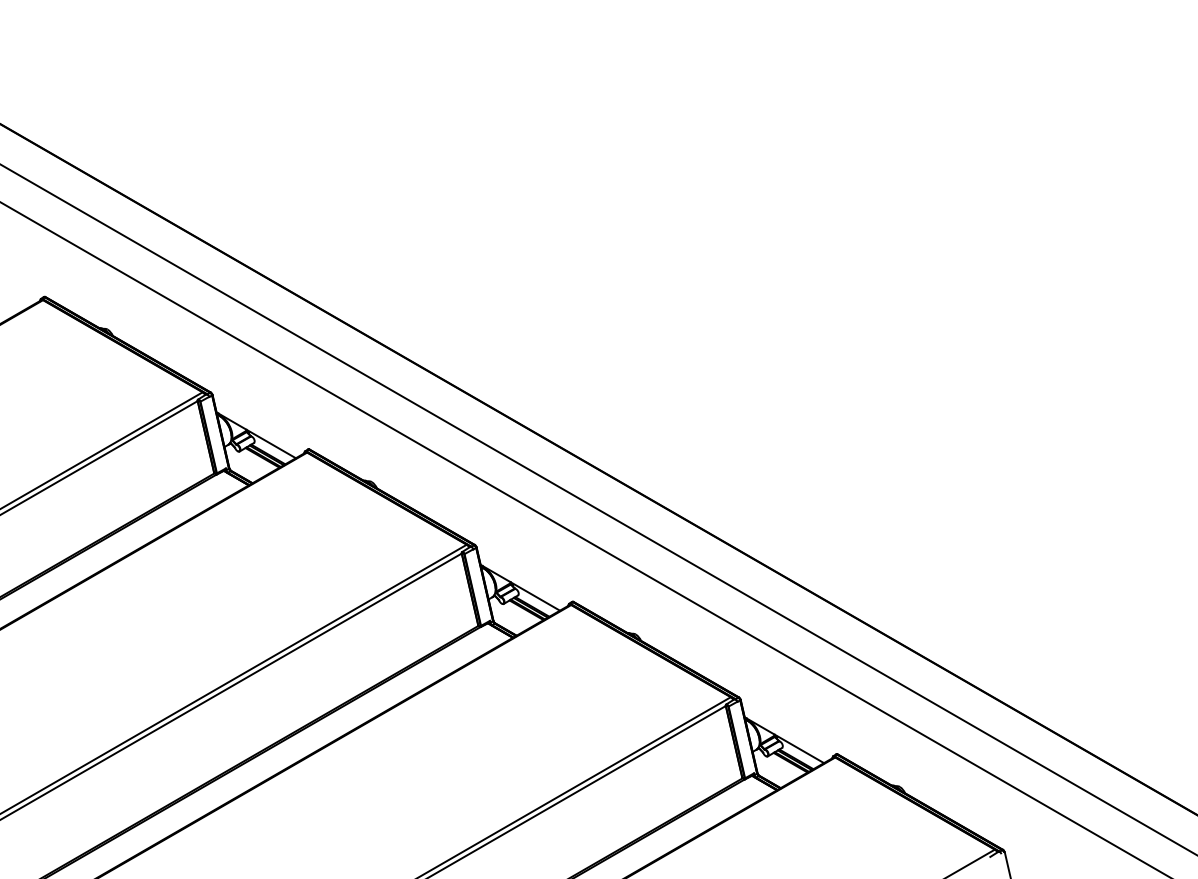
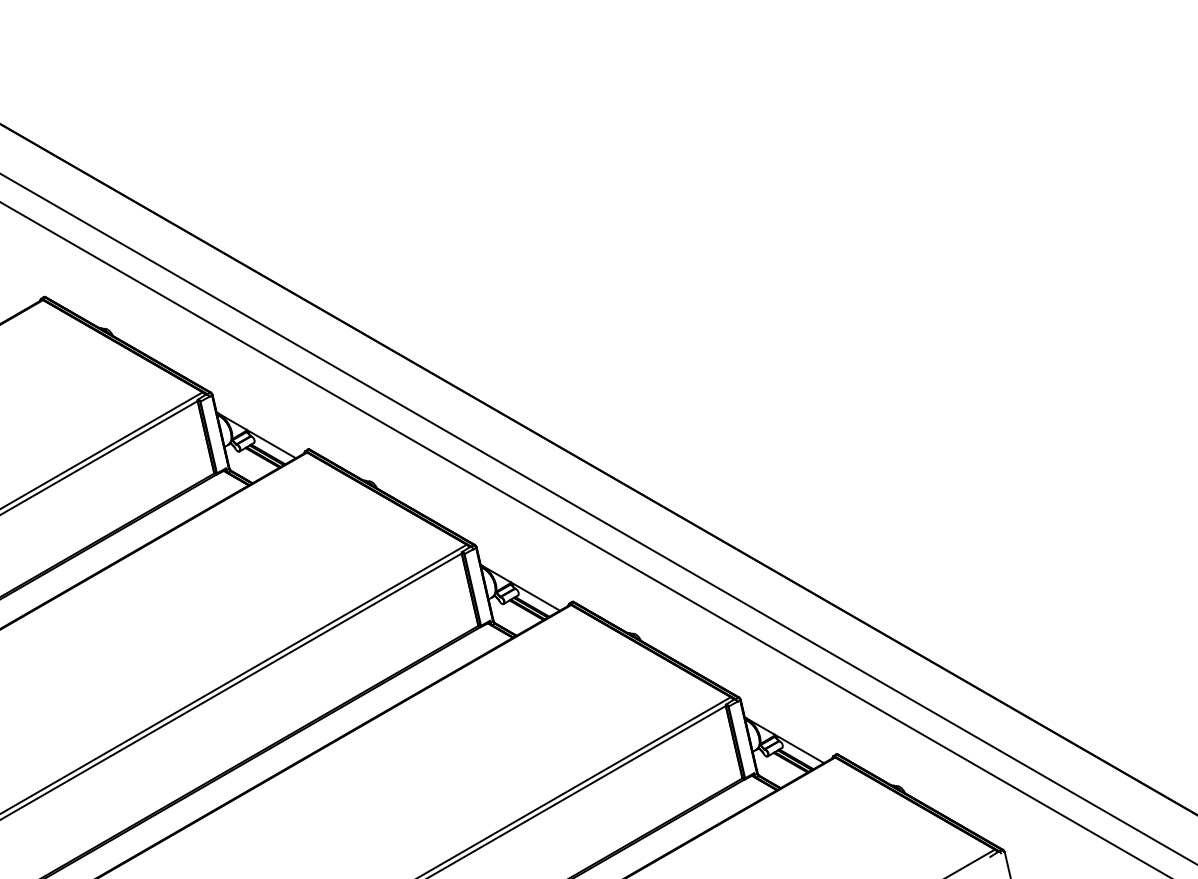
line position: (598, 509) -> (598, 519) (598, 519)
